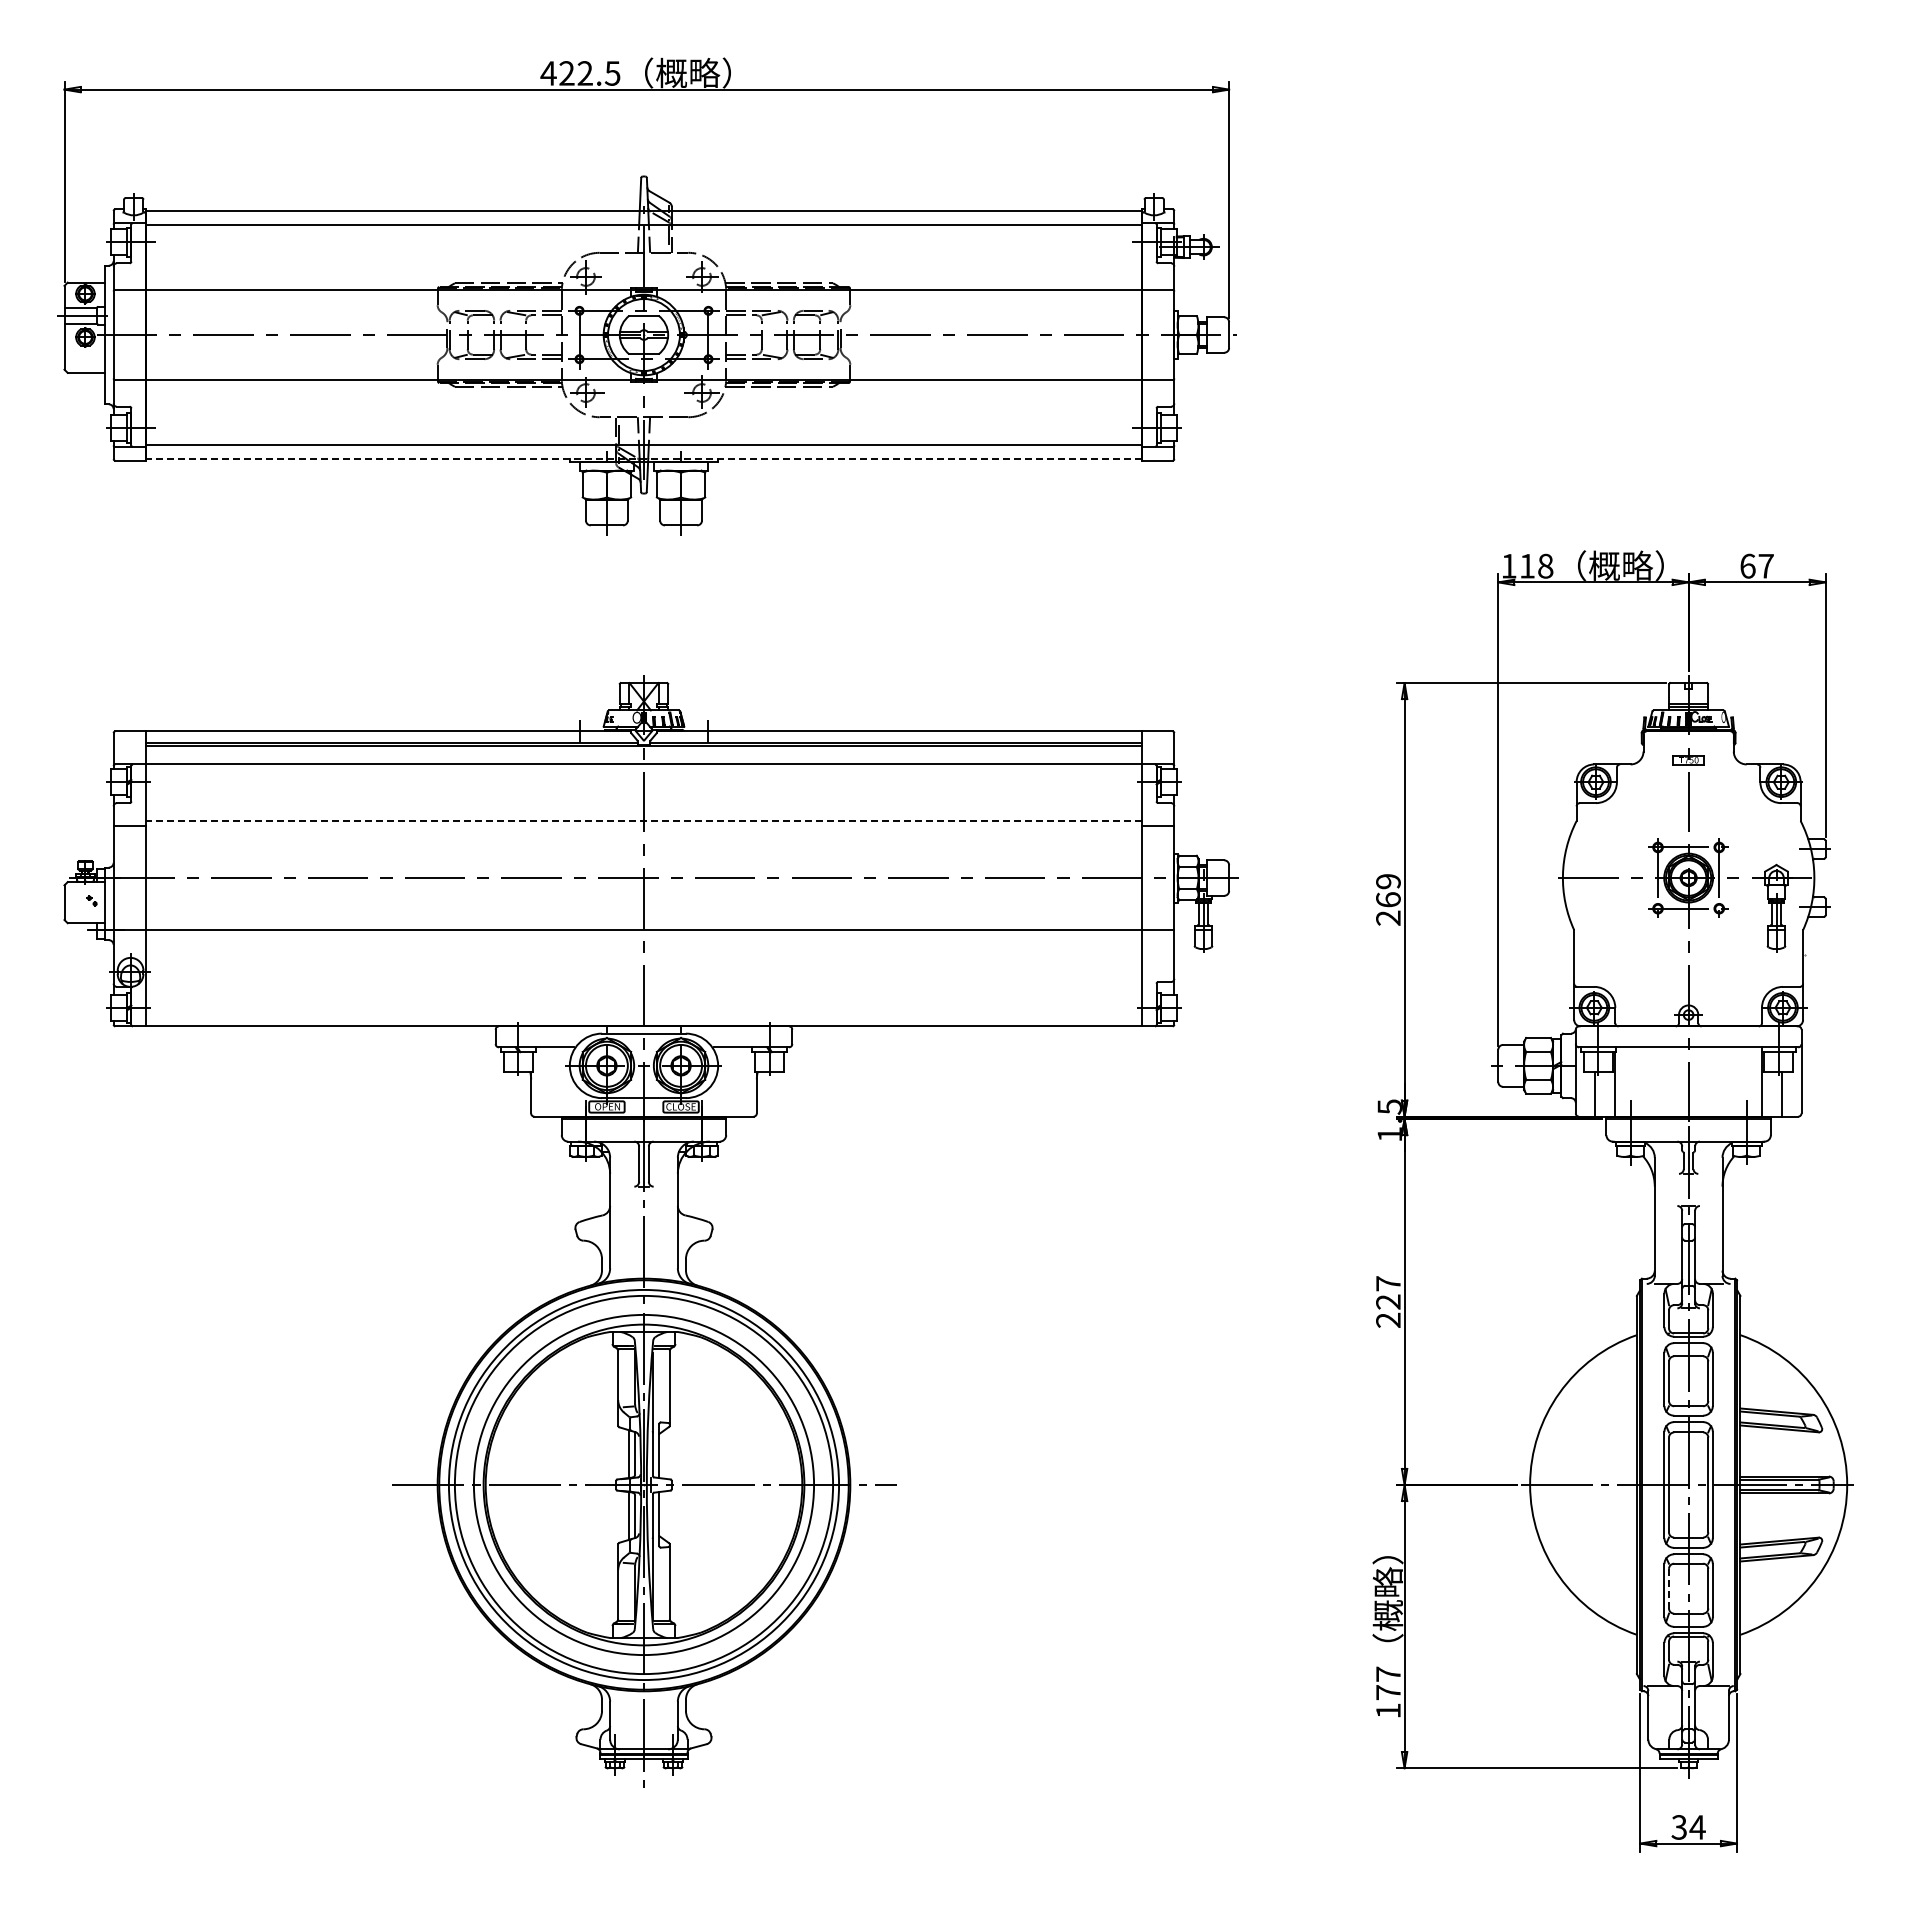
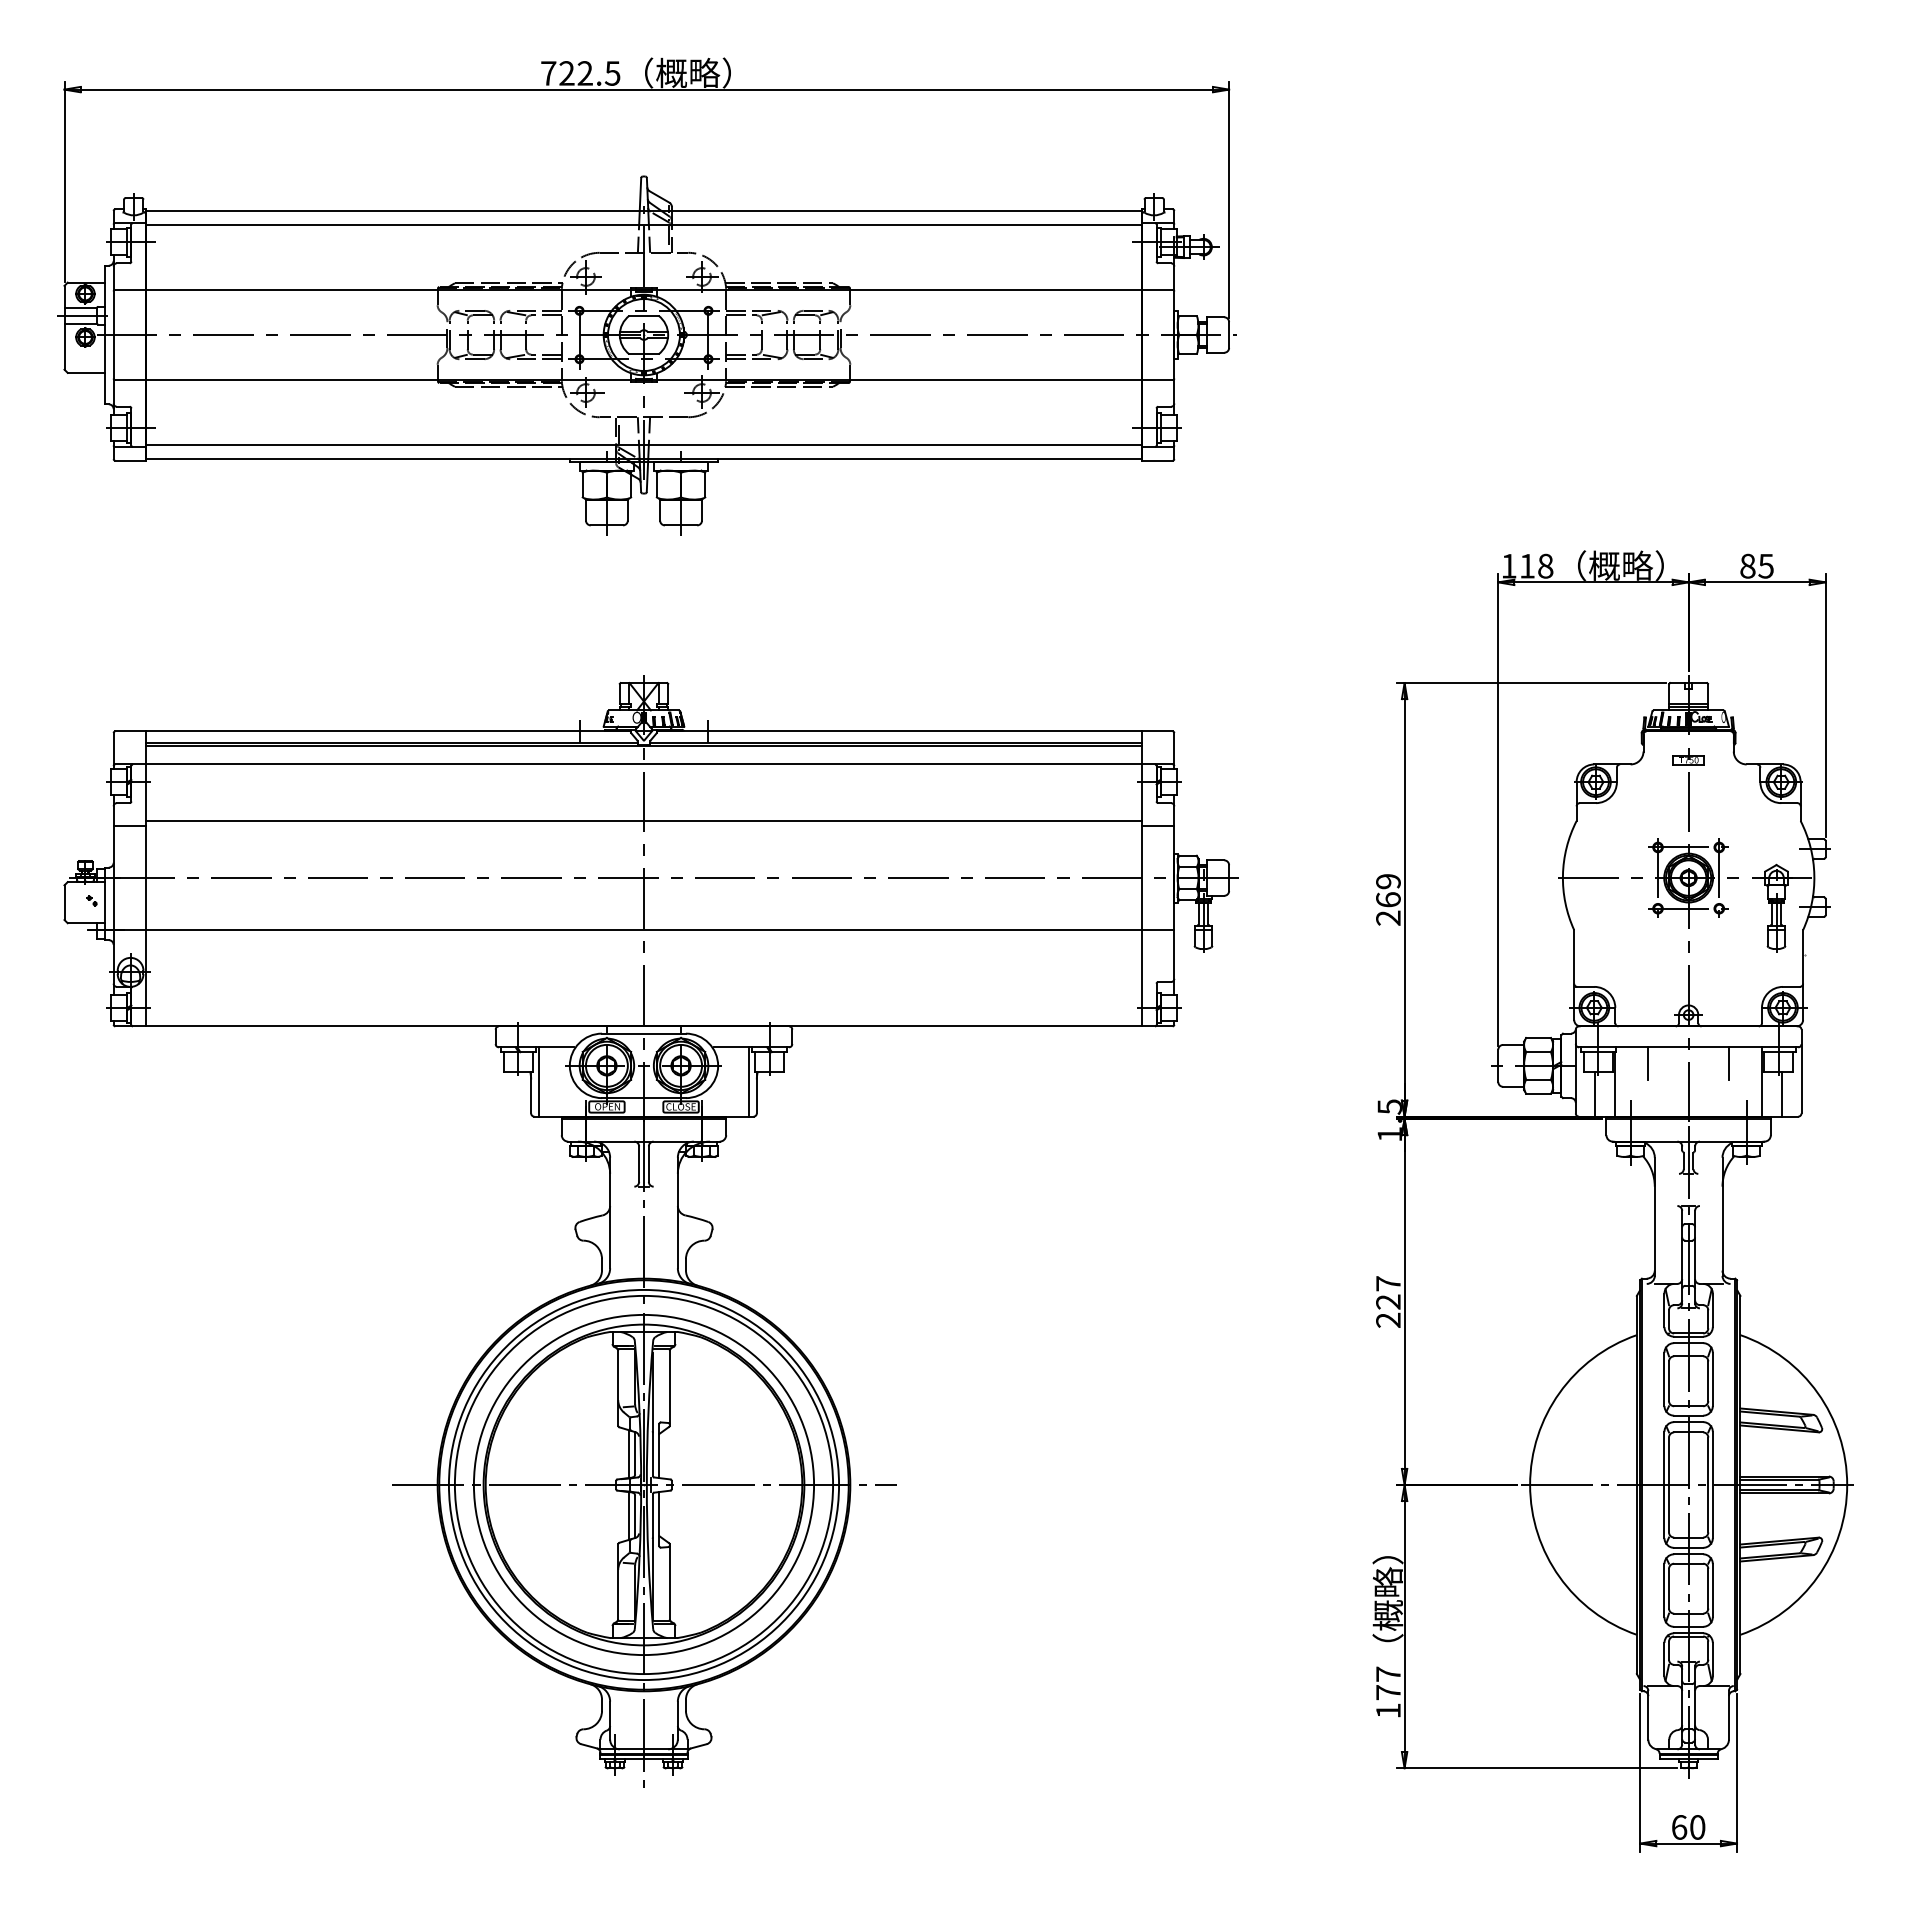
text: 422.5 -> 722.5 (548, 73)
line: dashed -> solid (643, 459)
text: 67 -> 85 (1756, 565)
line: dashed -> solid (643, 821)
line: none -> present (1648, 1063)
line: none -> present (1728, 1063)
line: none -> present (539, 1081)
line: none -> present (748, 1081)
line: dashed -> solid (1669, 1588)
text: 34 -> 60 (1688, 1827)
